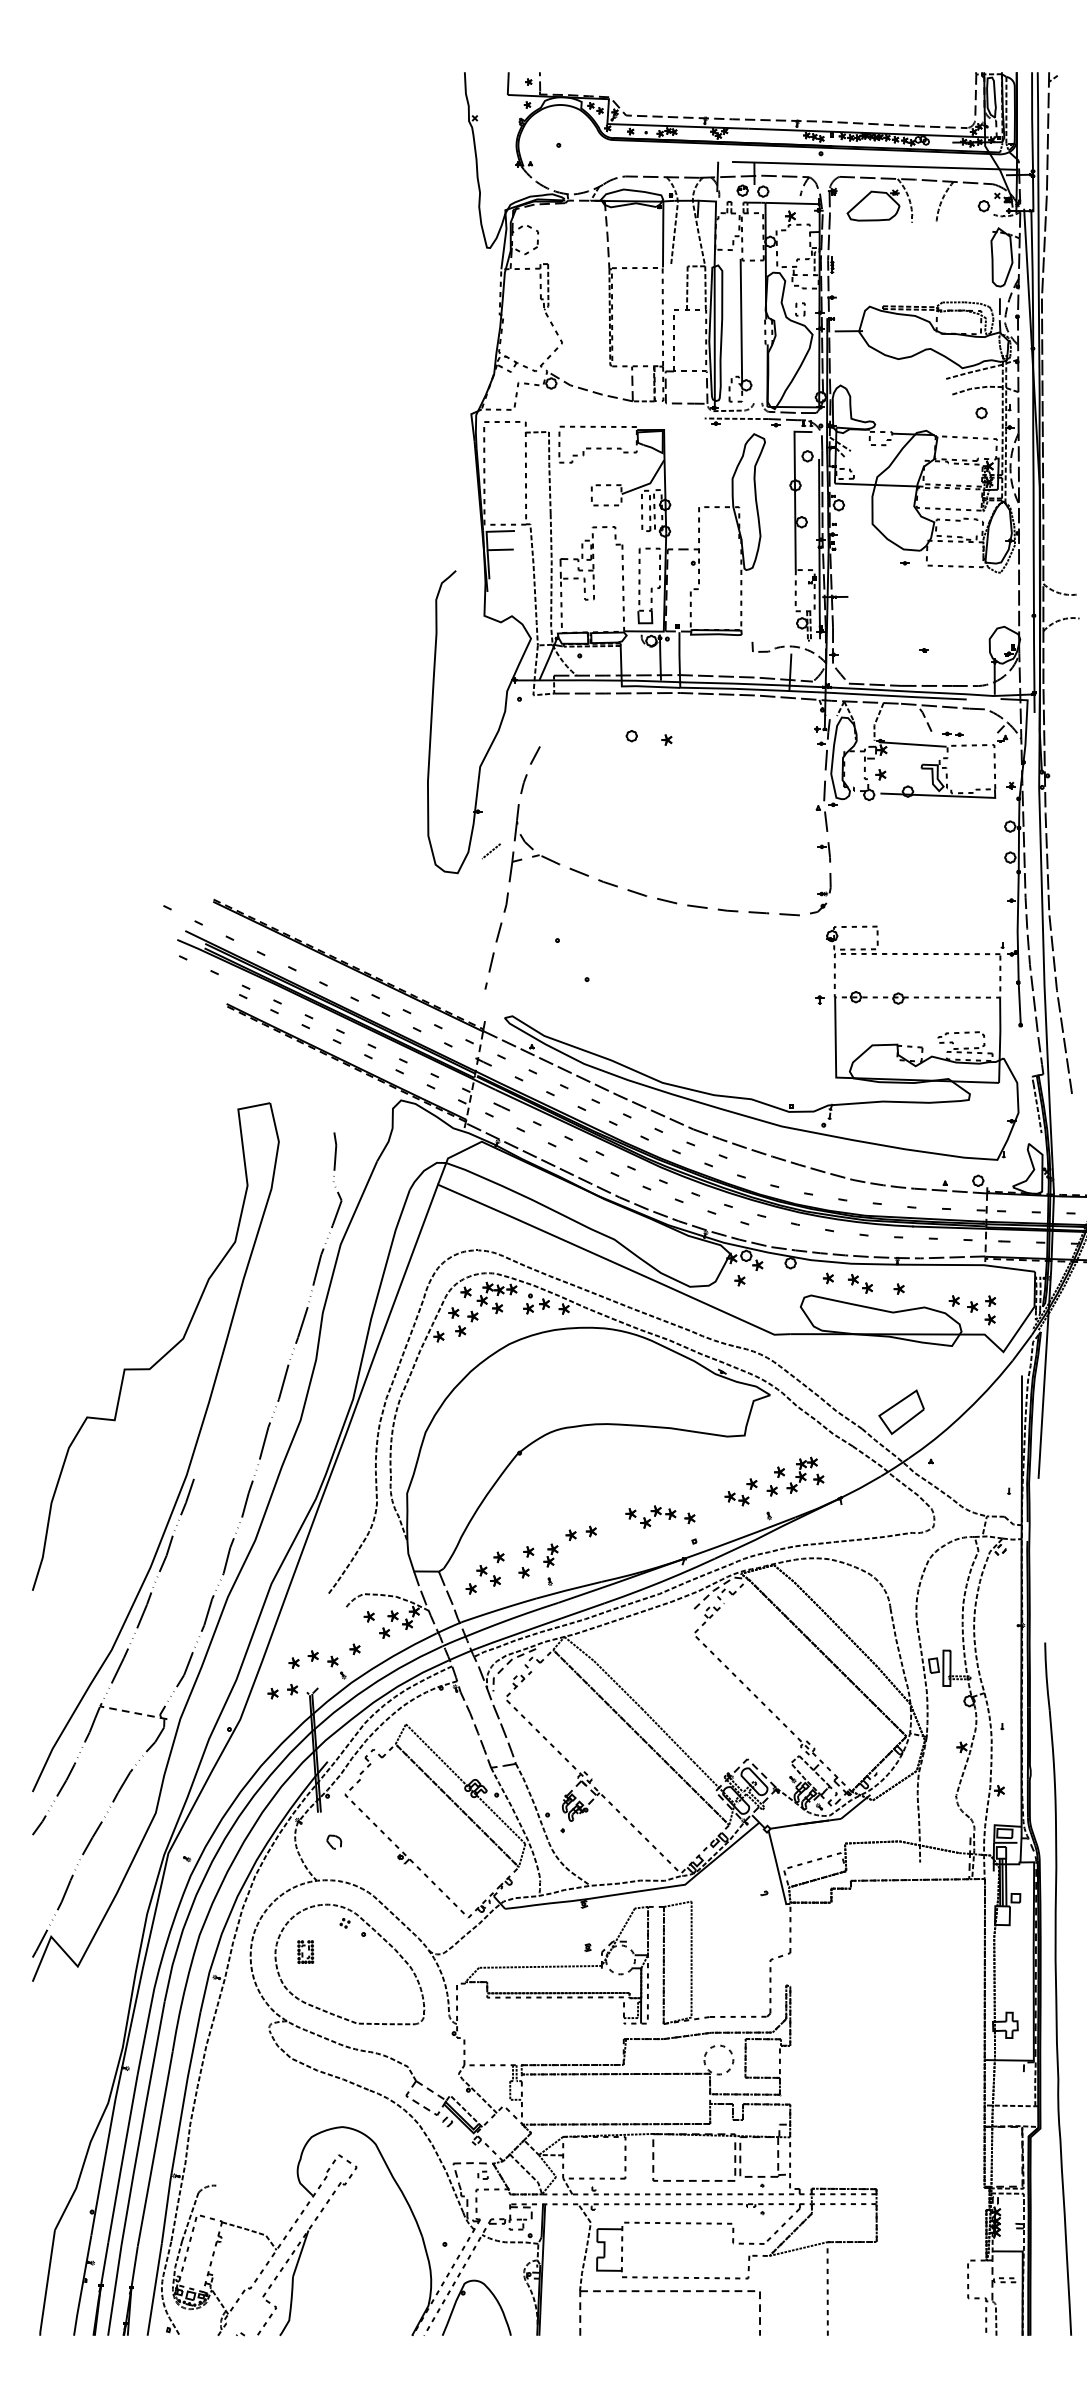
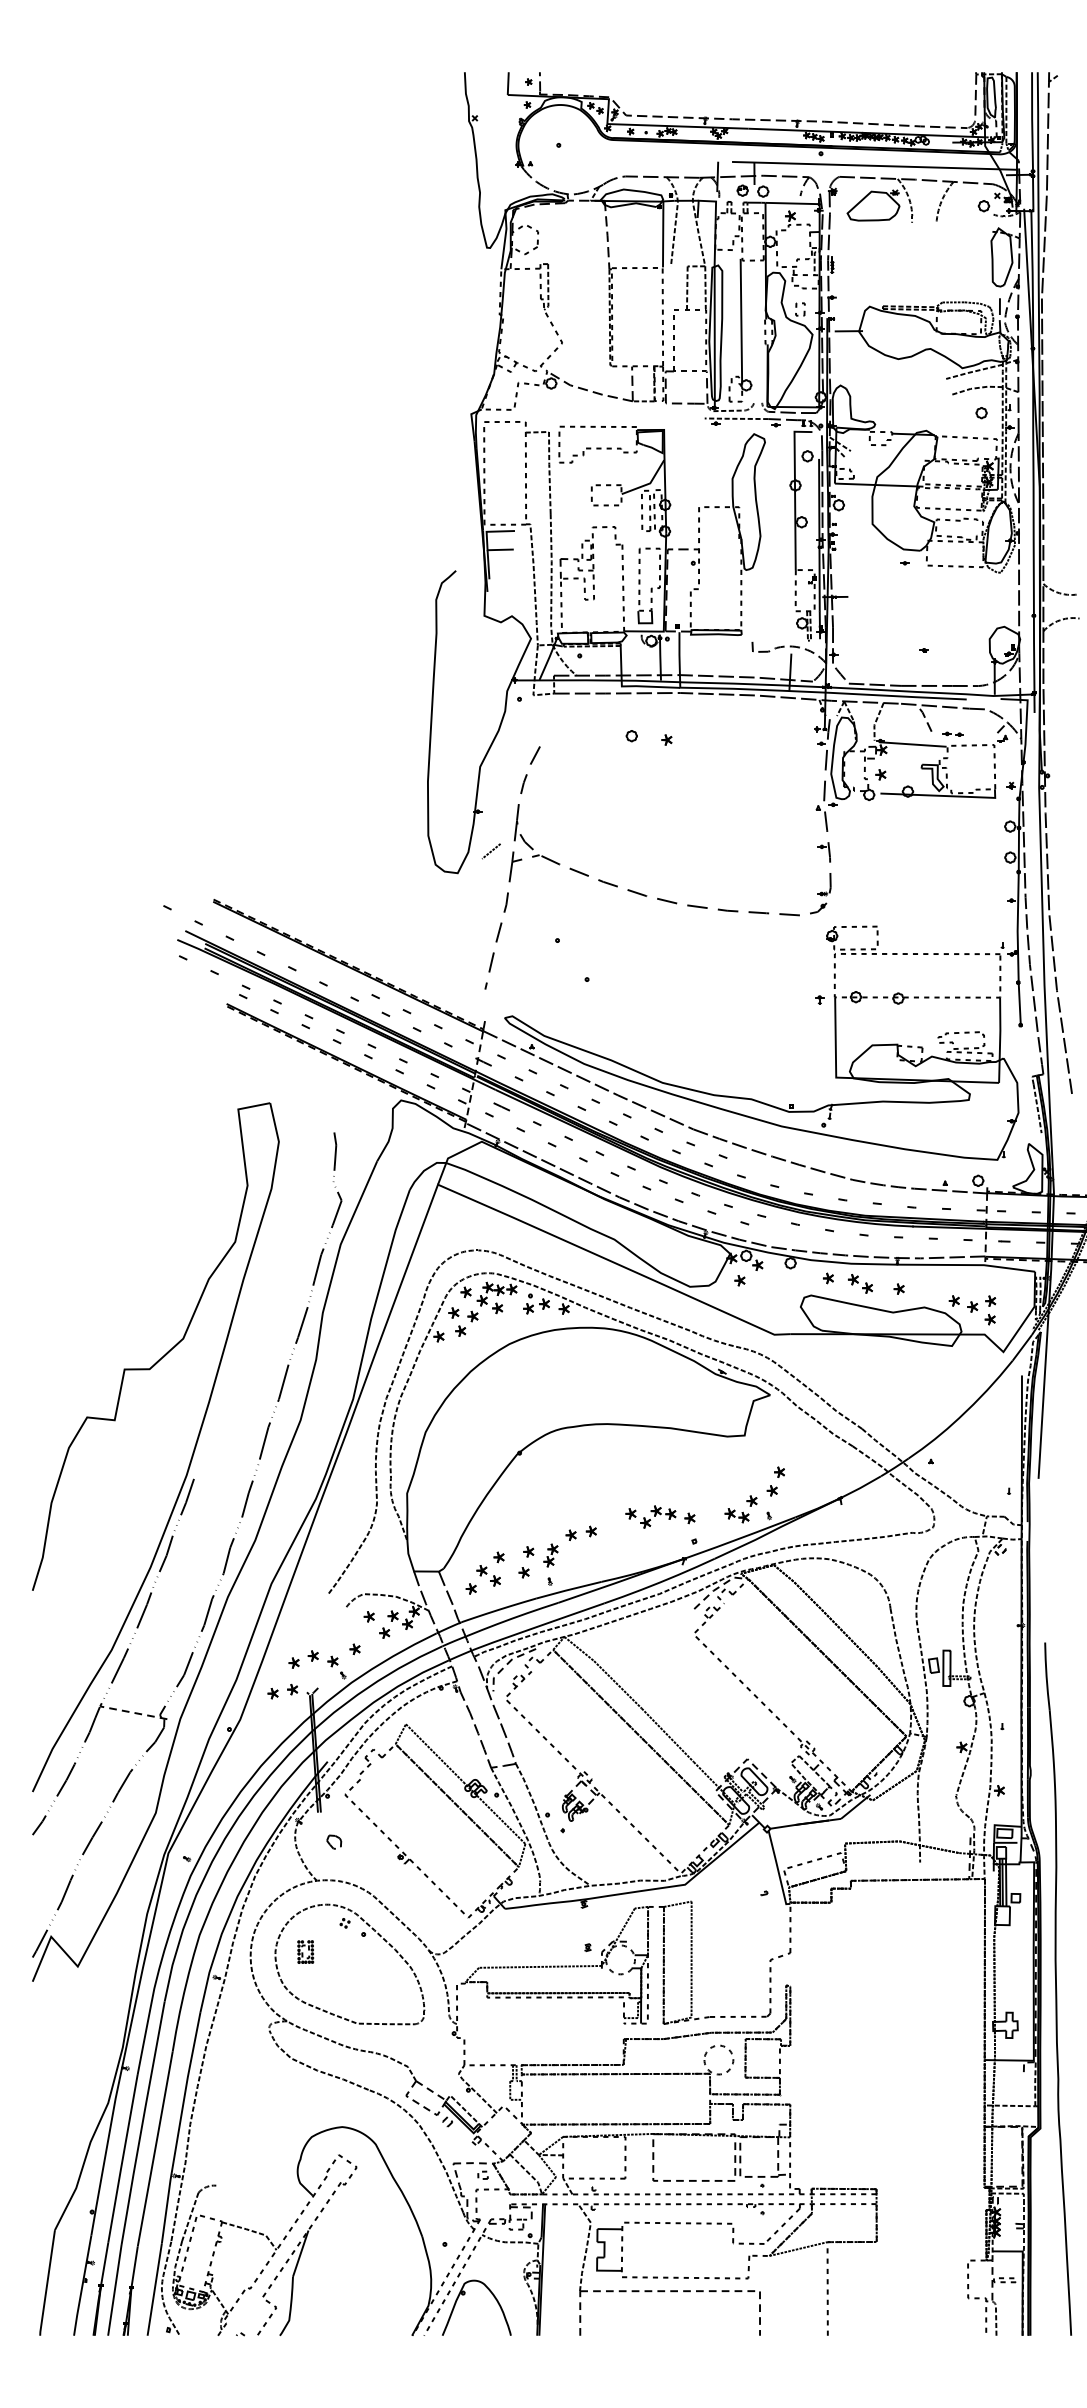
part: present -> none (901, 1411)
part: present -> none (805, 1474)
part position: (740, 1492) -> (740, 1509) (740, 1509)
